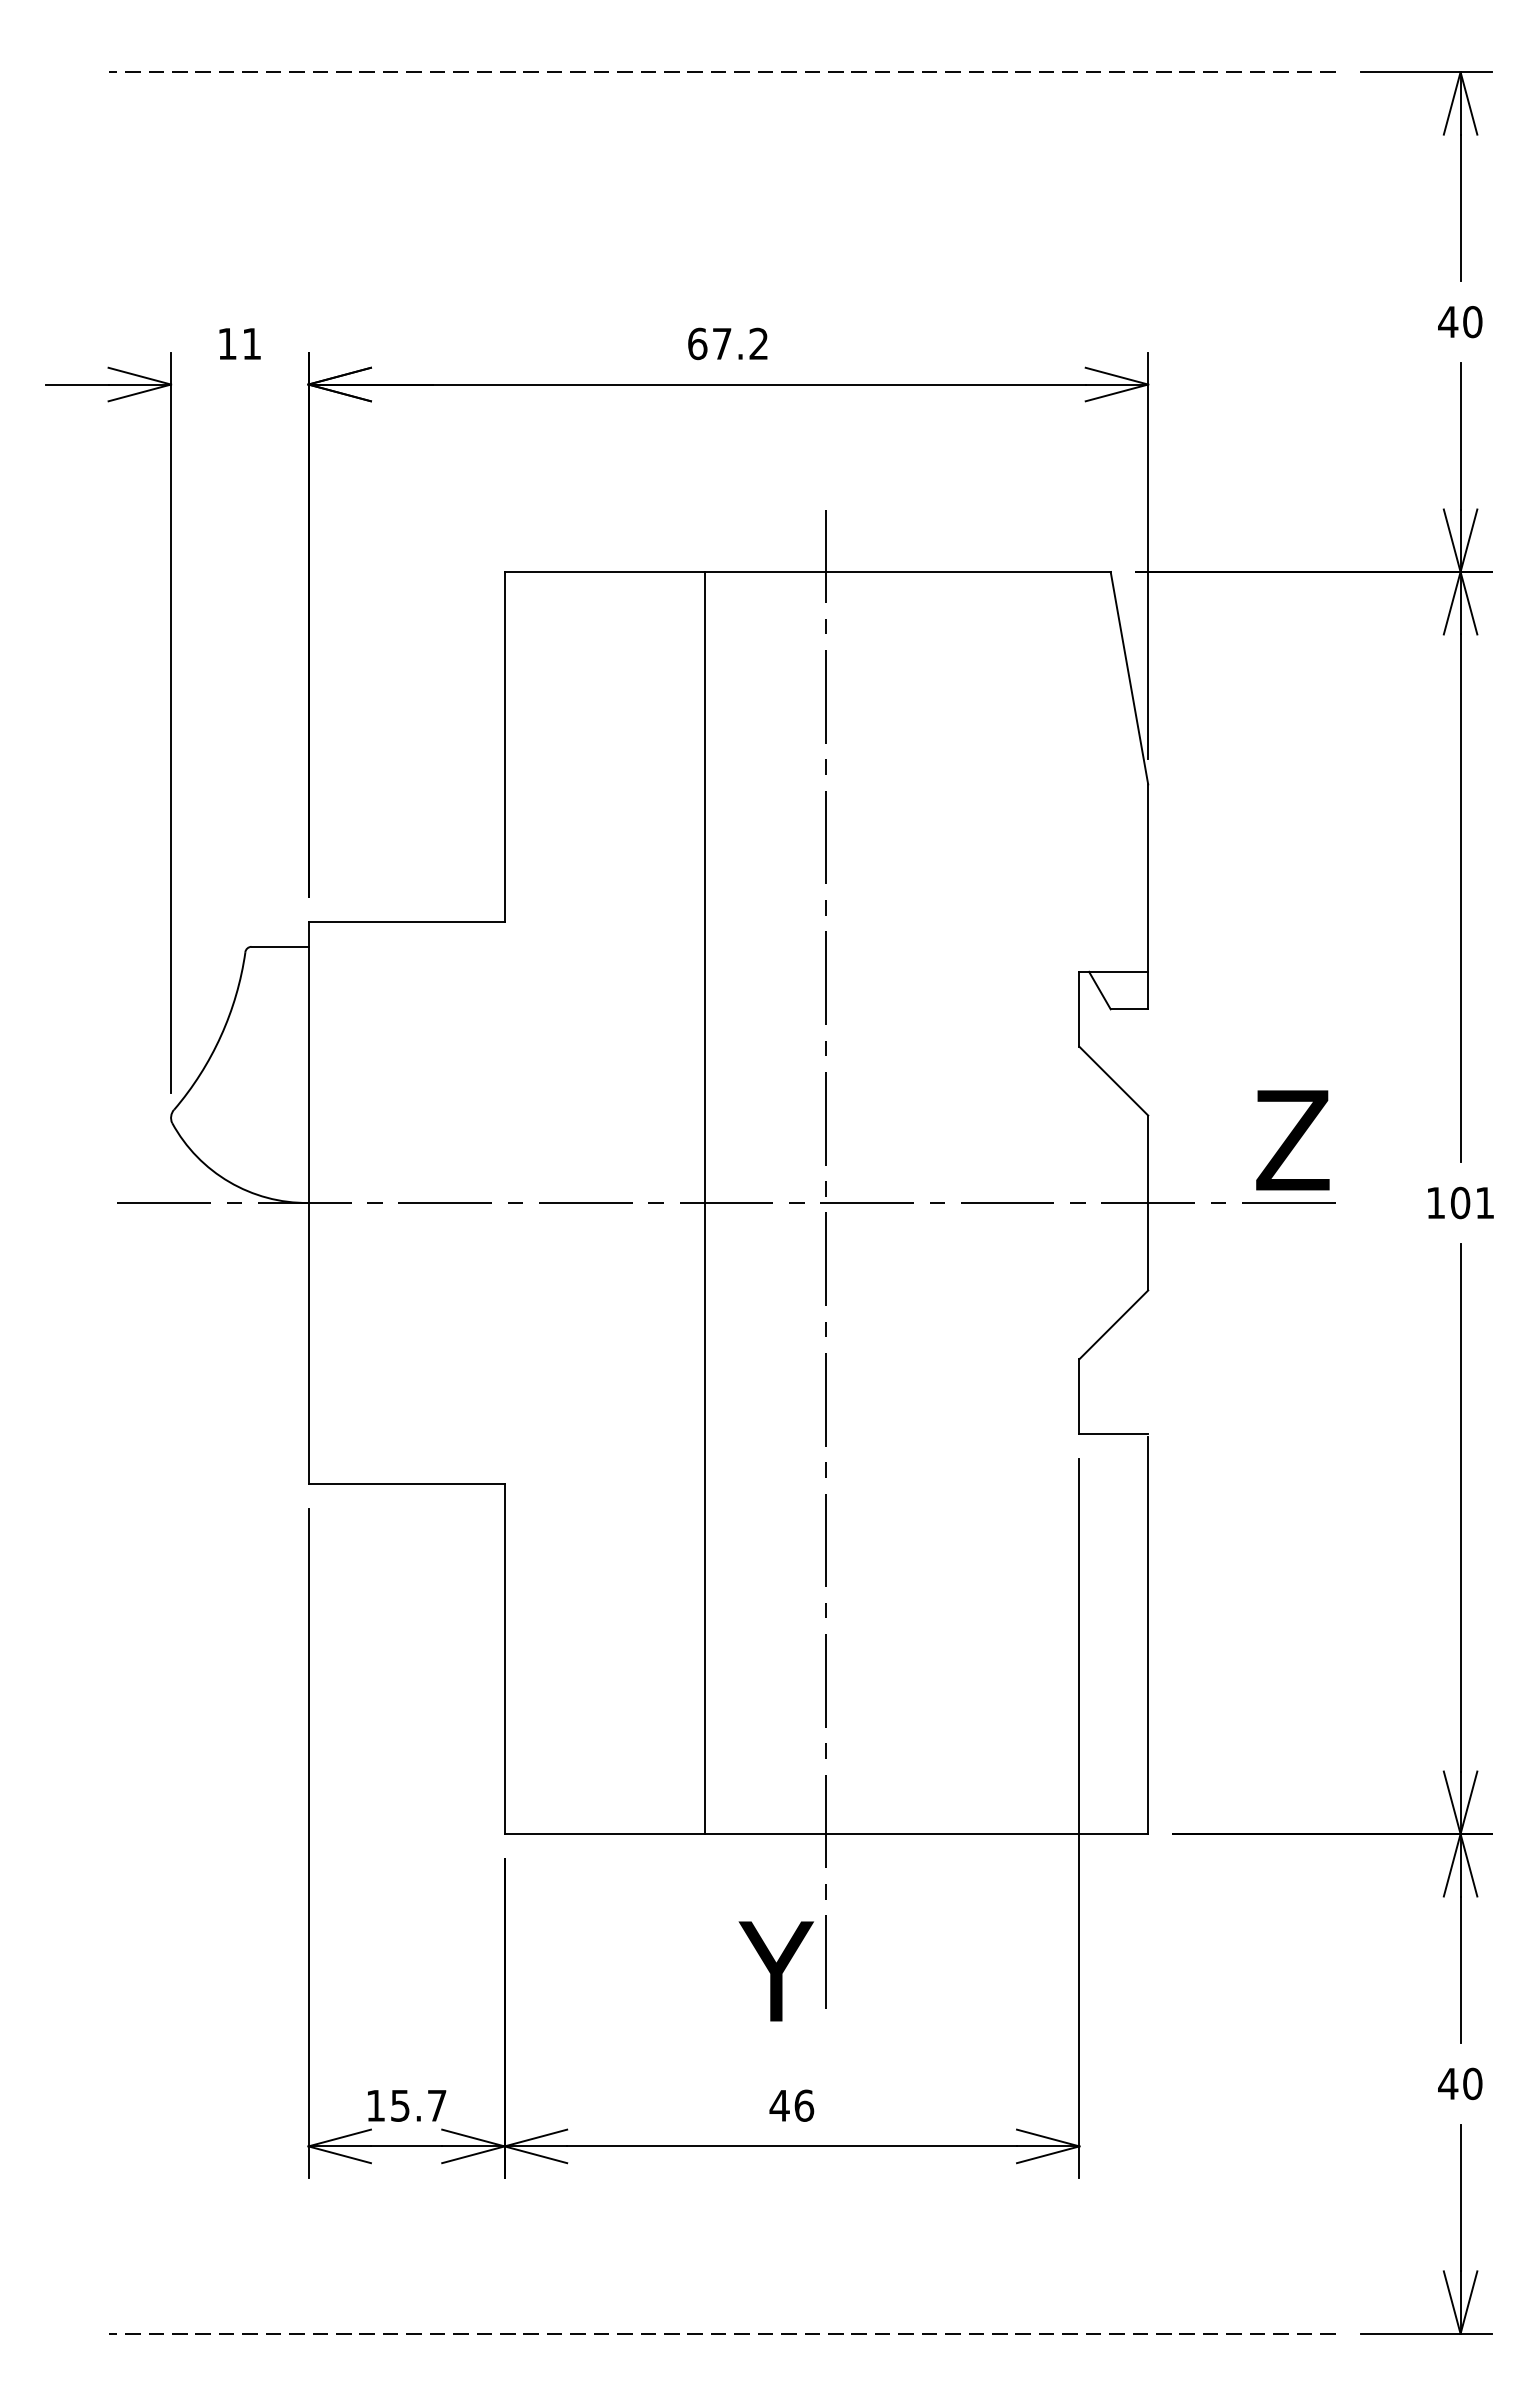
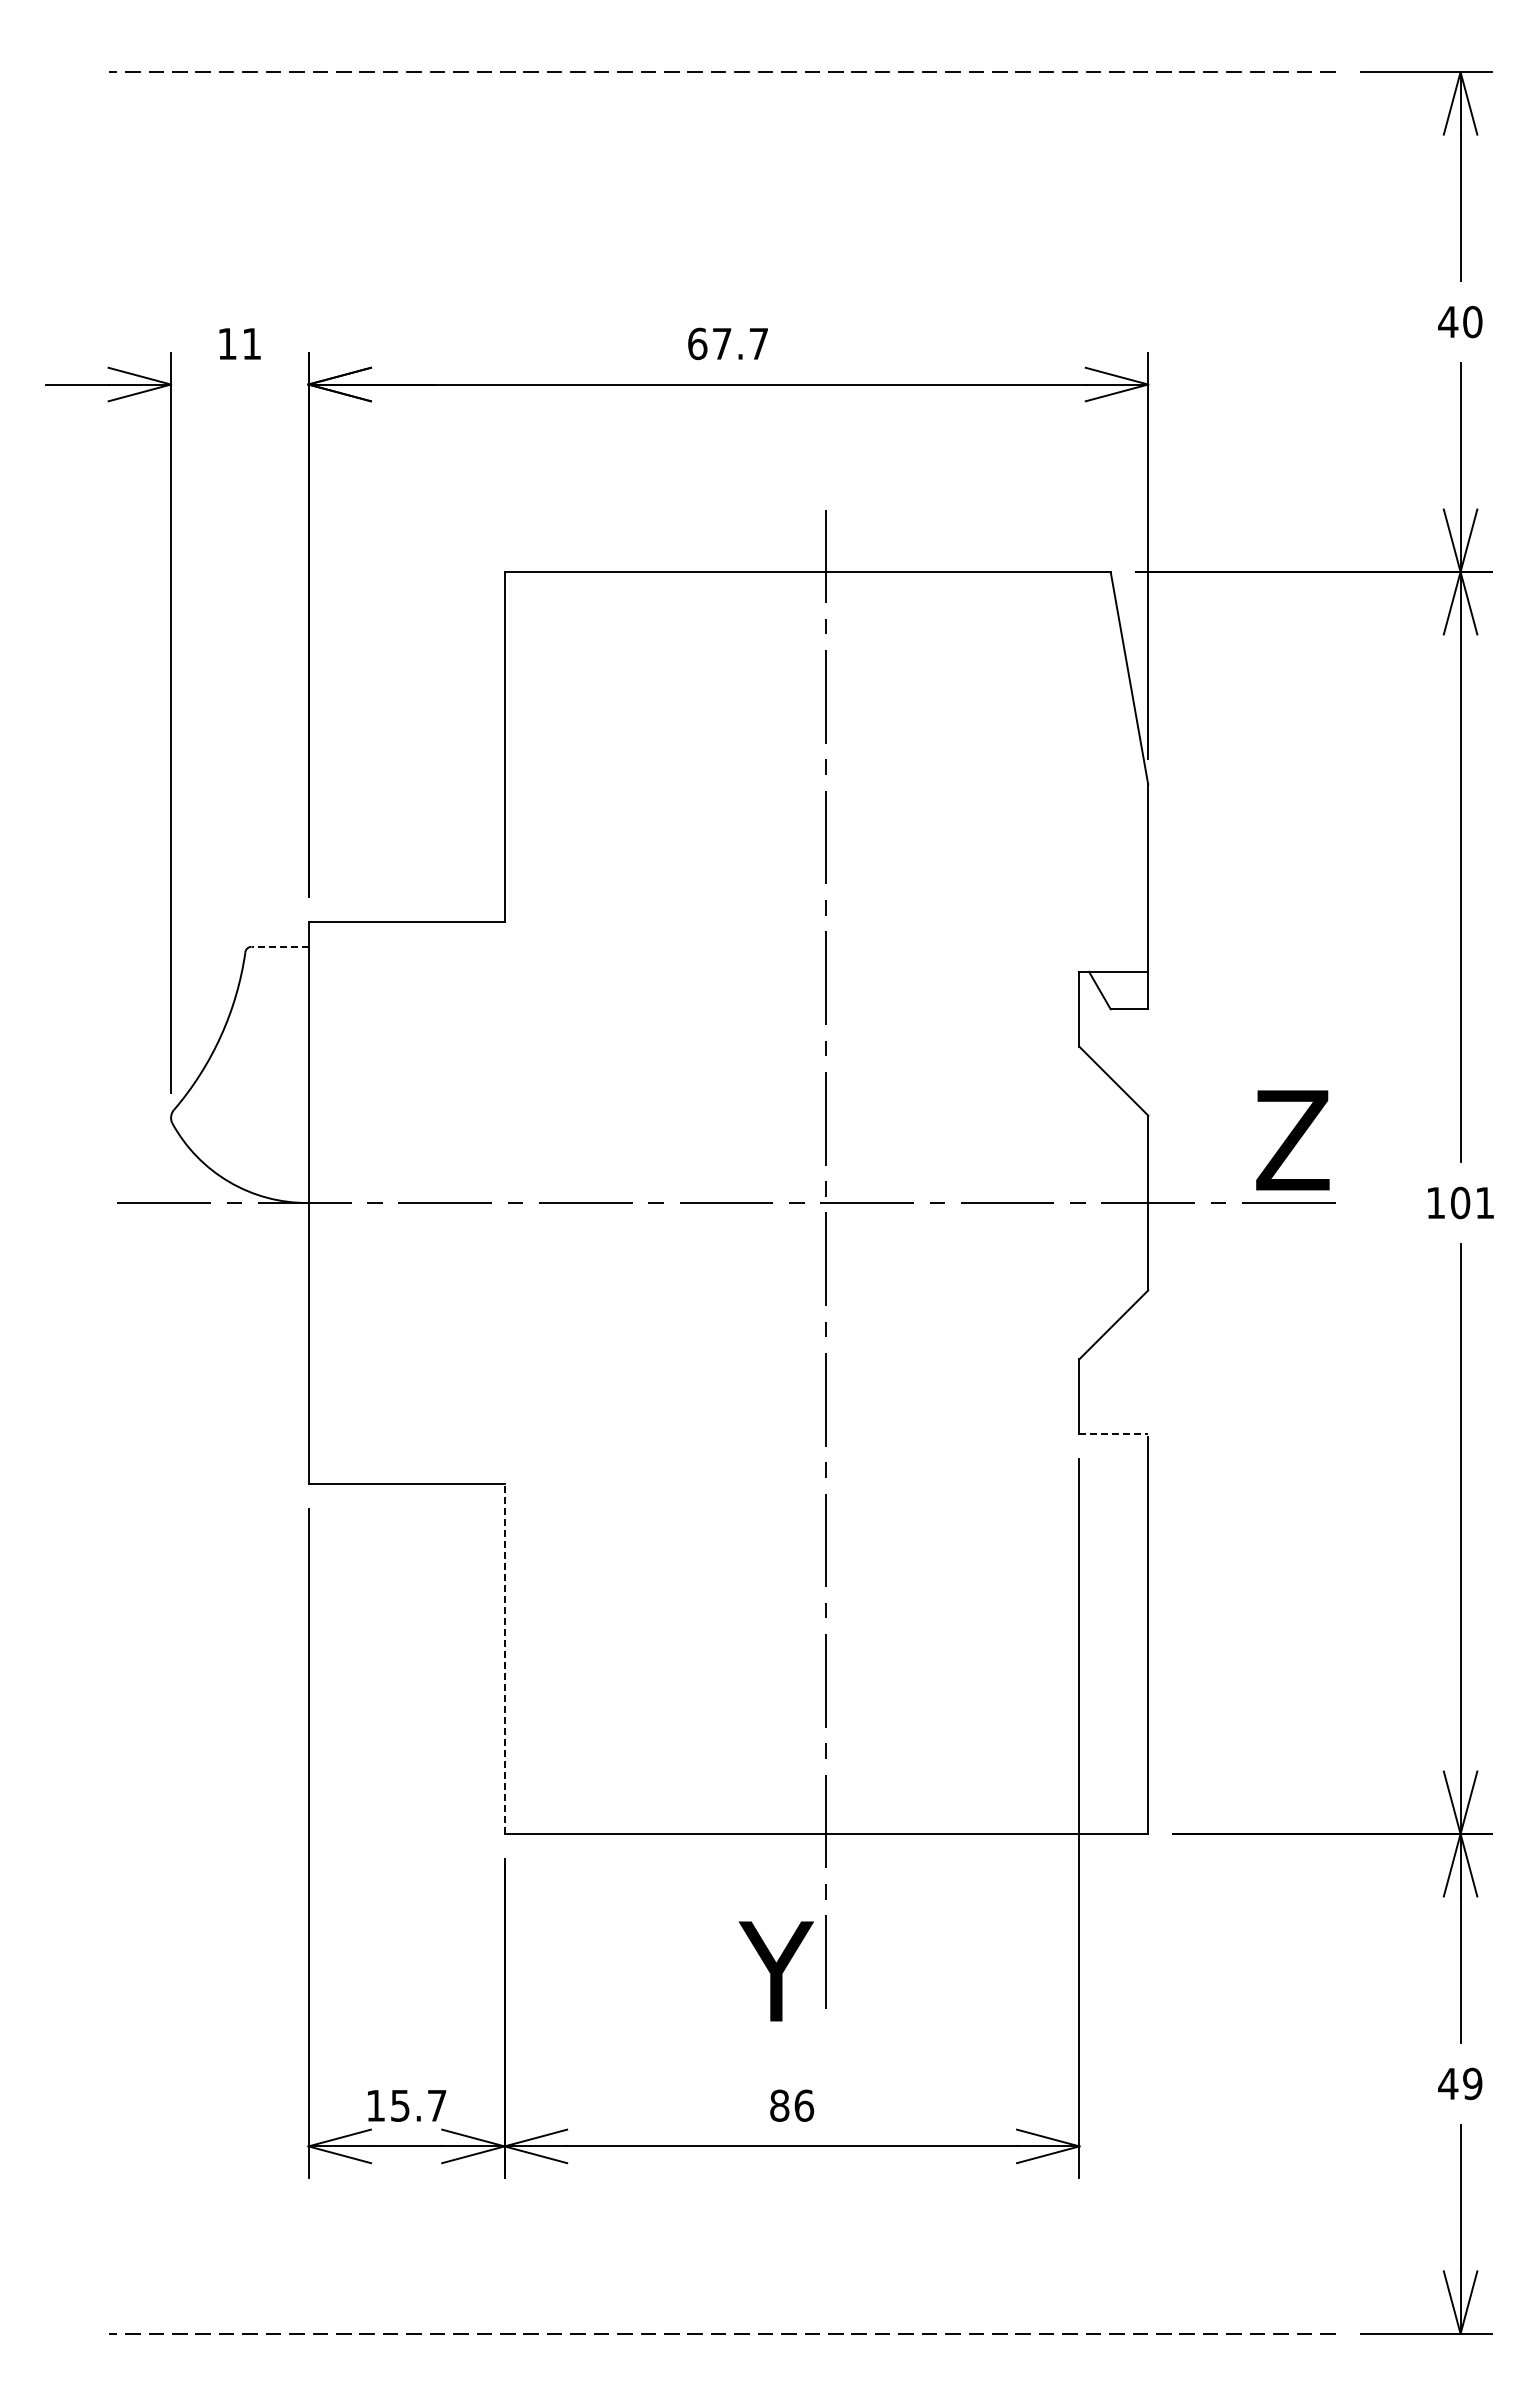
text: 67.2 -> 67.7 (758, 343)
line: solid -> dashed (279, 946)
line: present -> none (704, 1202)
line: solid -> dashed (1114, 1434)
line: solid -> dashed (504, 1659)
text: 40 -> 49 (1472, 2084)
text: 46 -> 86 (779, 2105)
